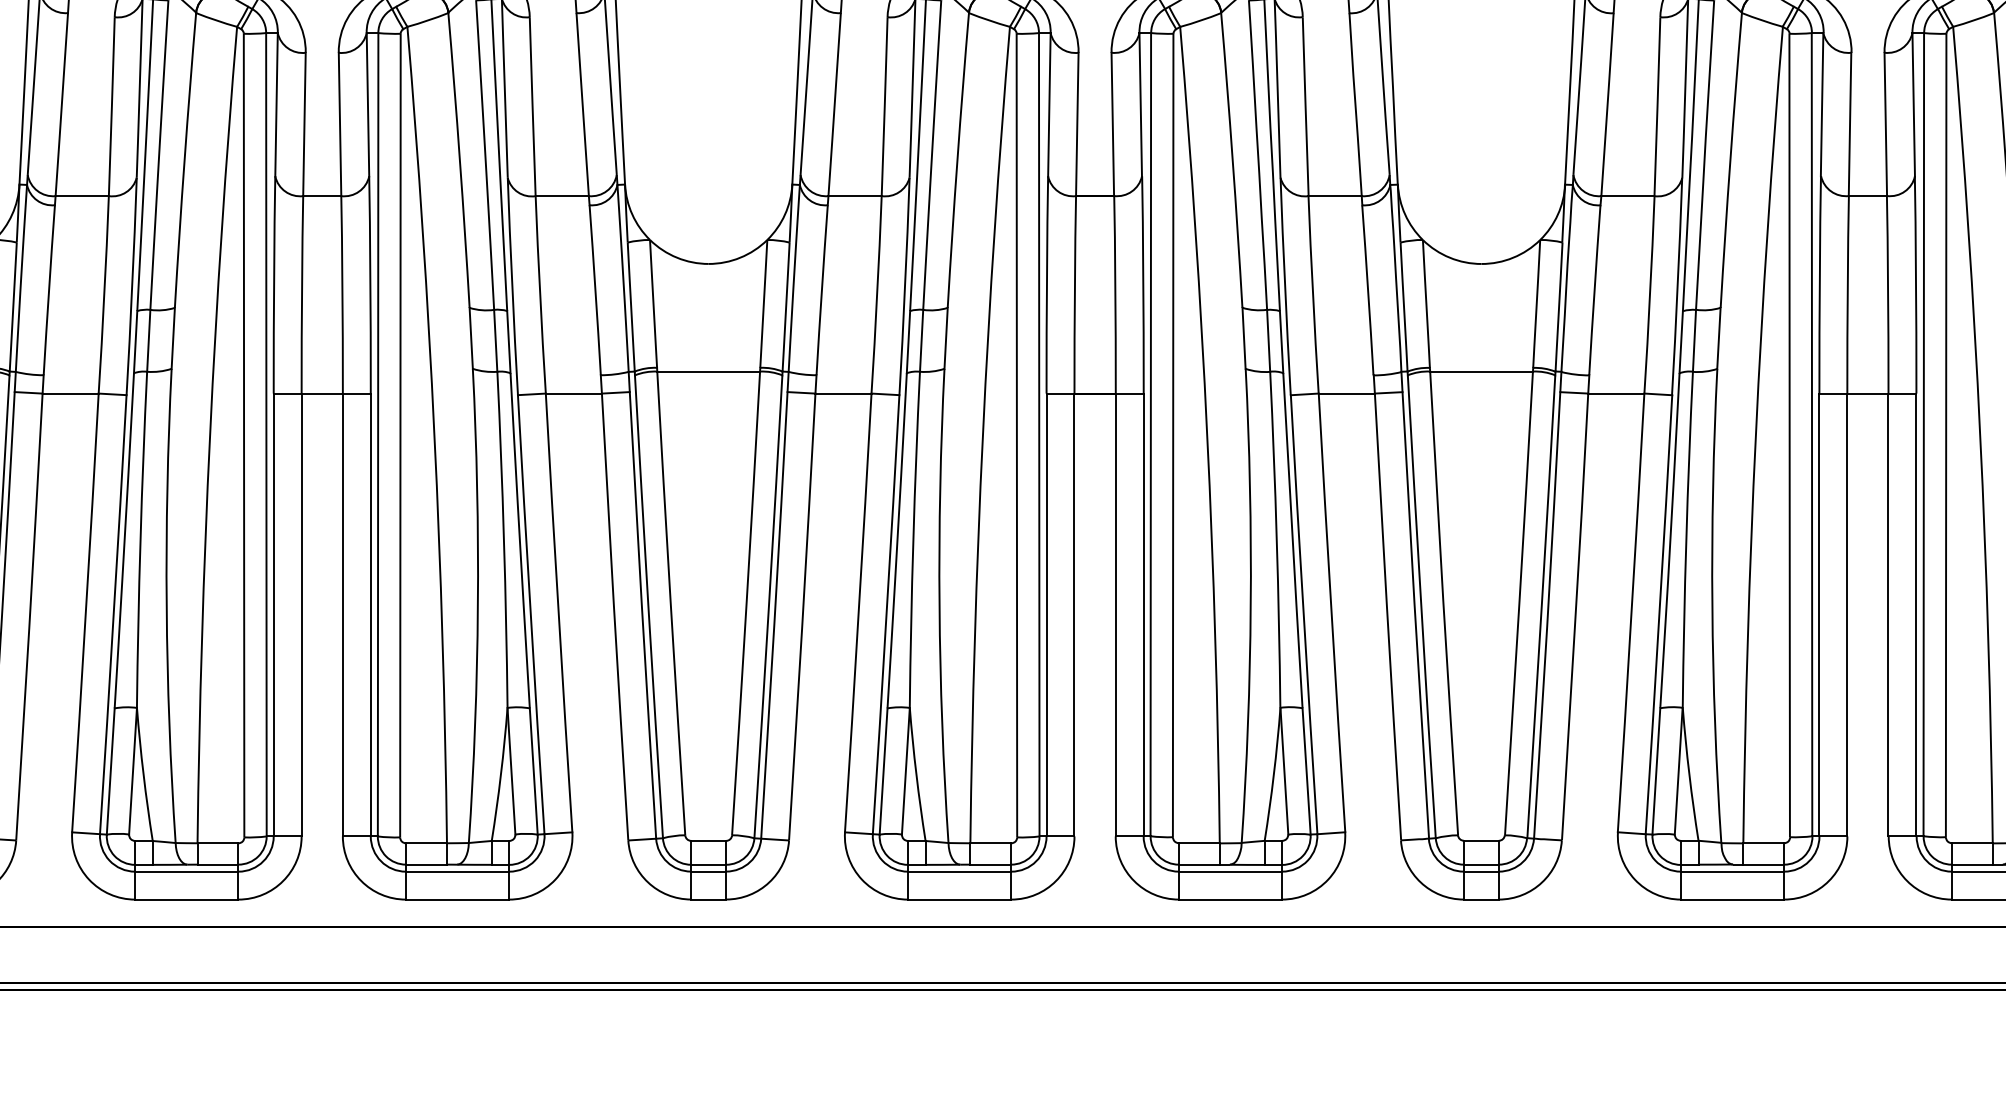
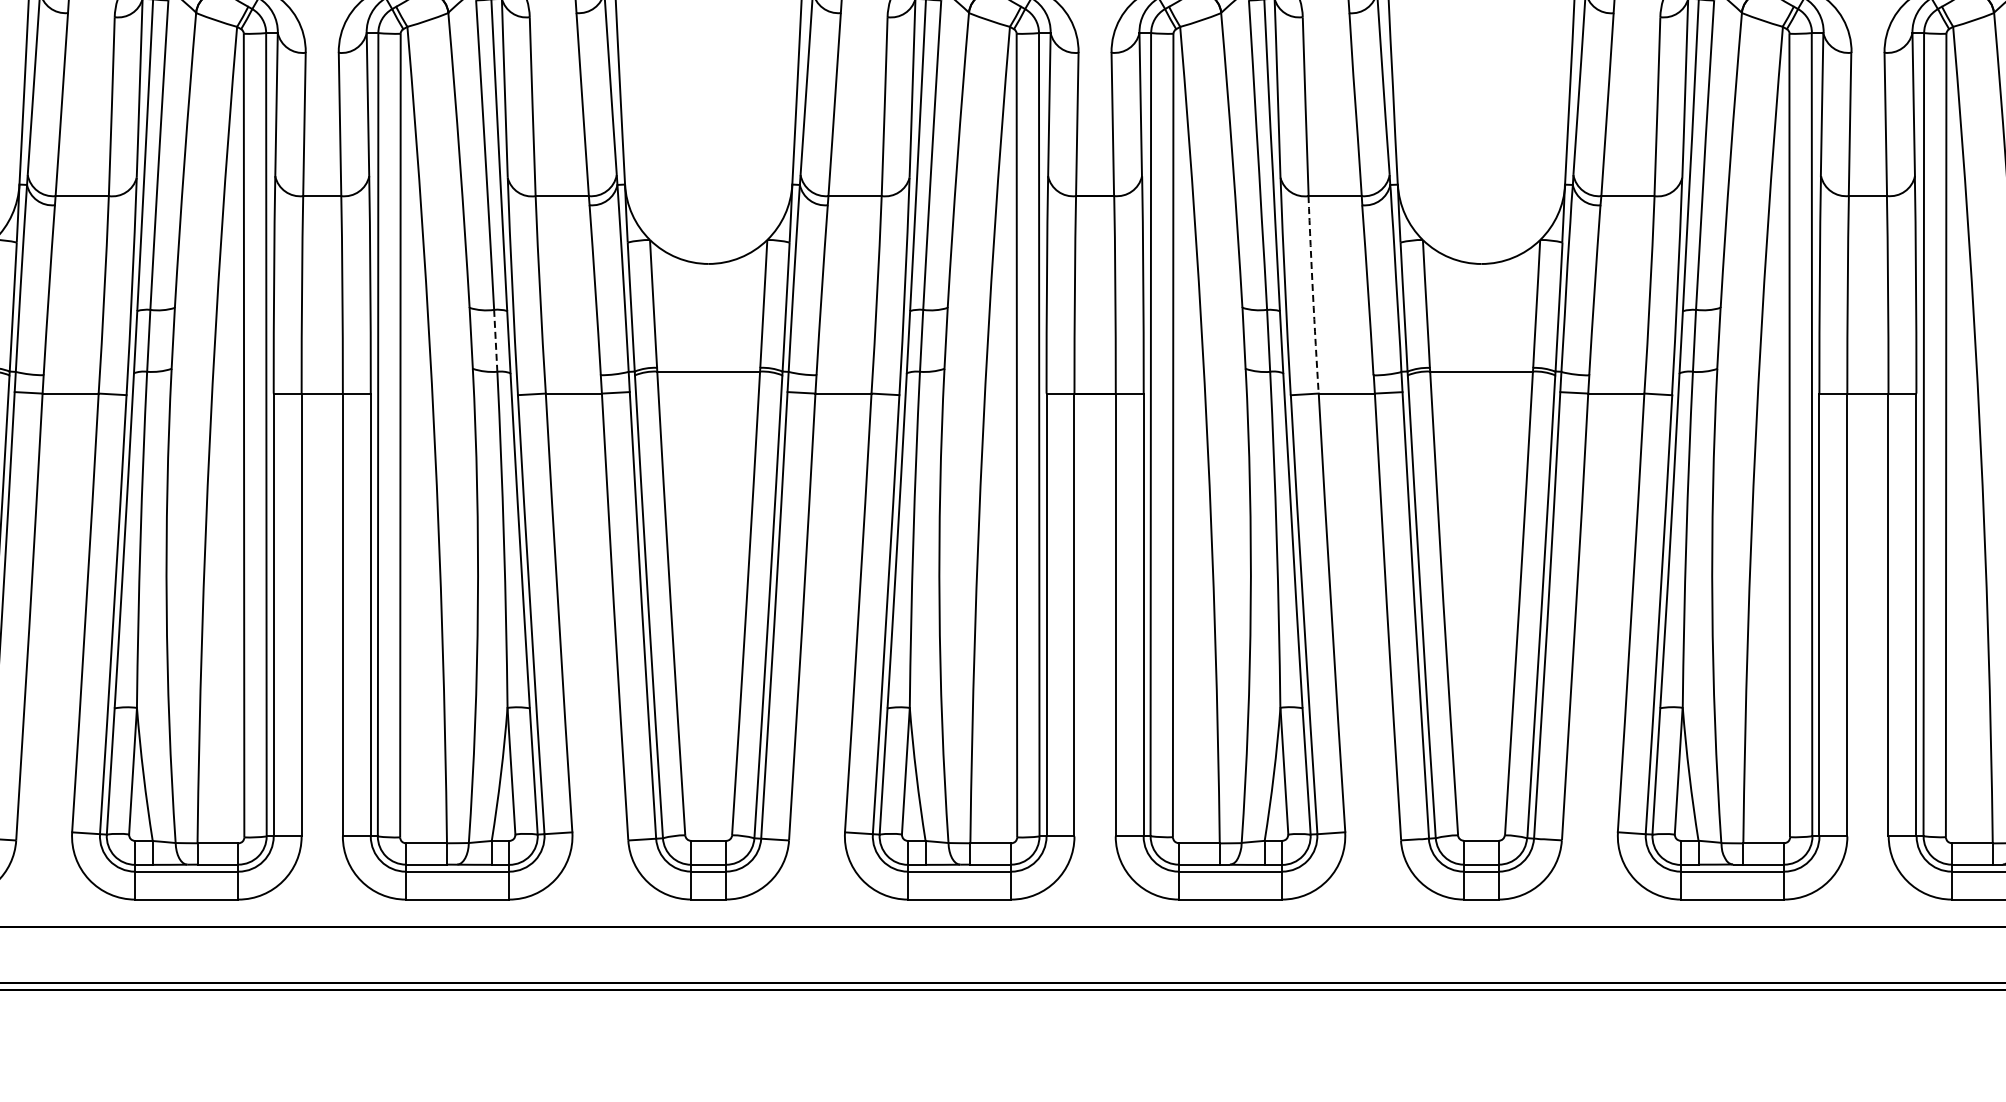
arc: solid -> dashed (1313, 294)
line: solid -> dashed (495, 340)
